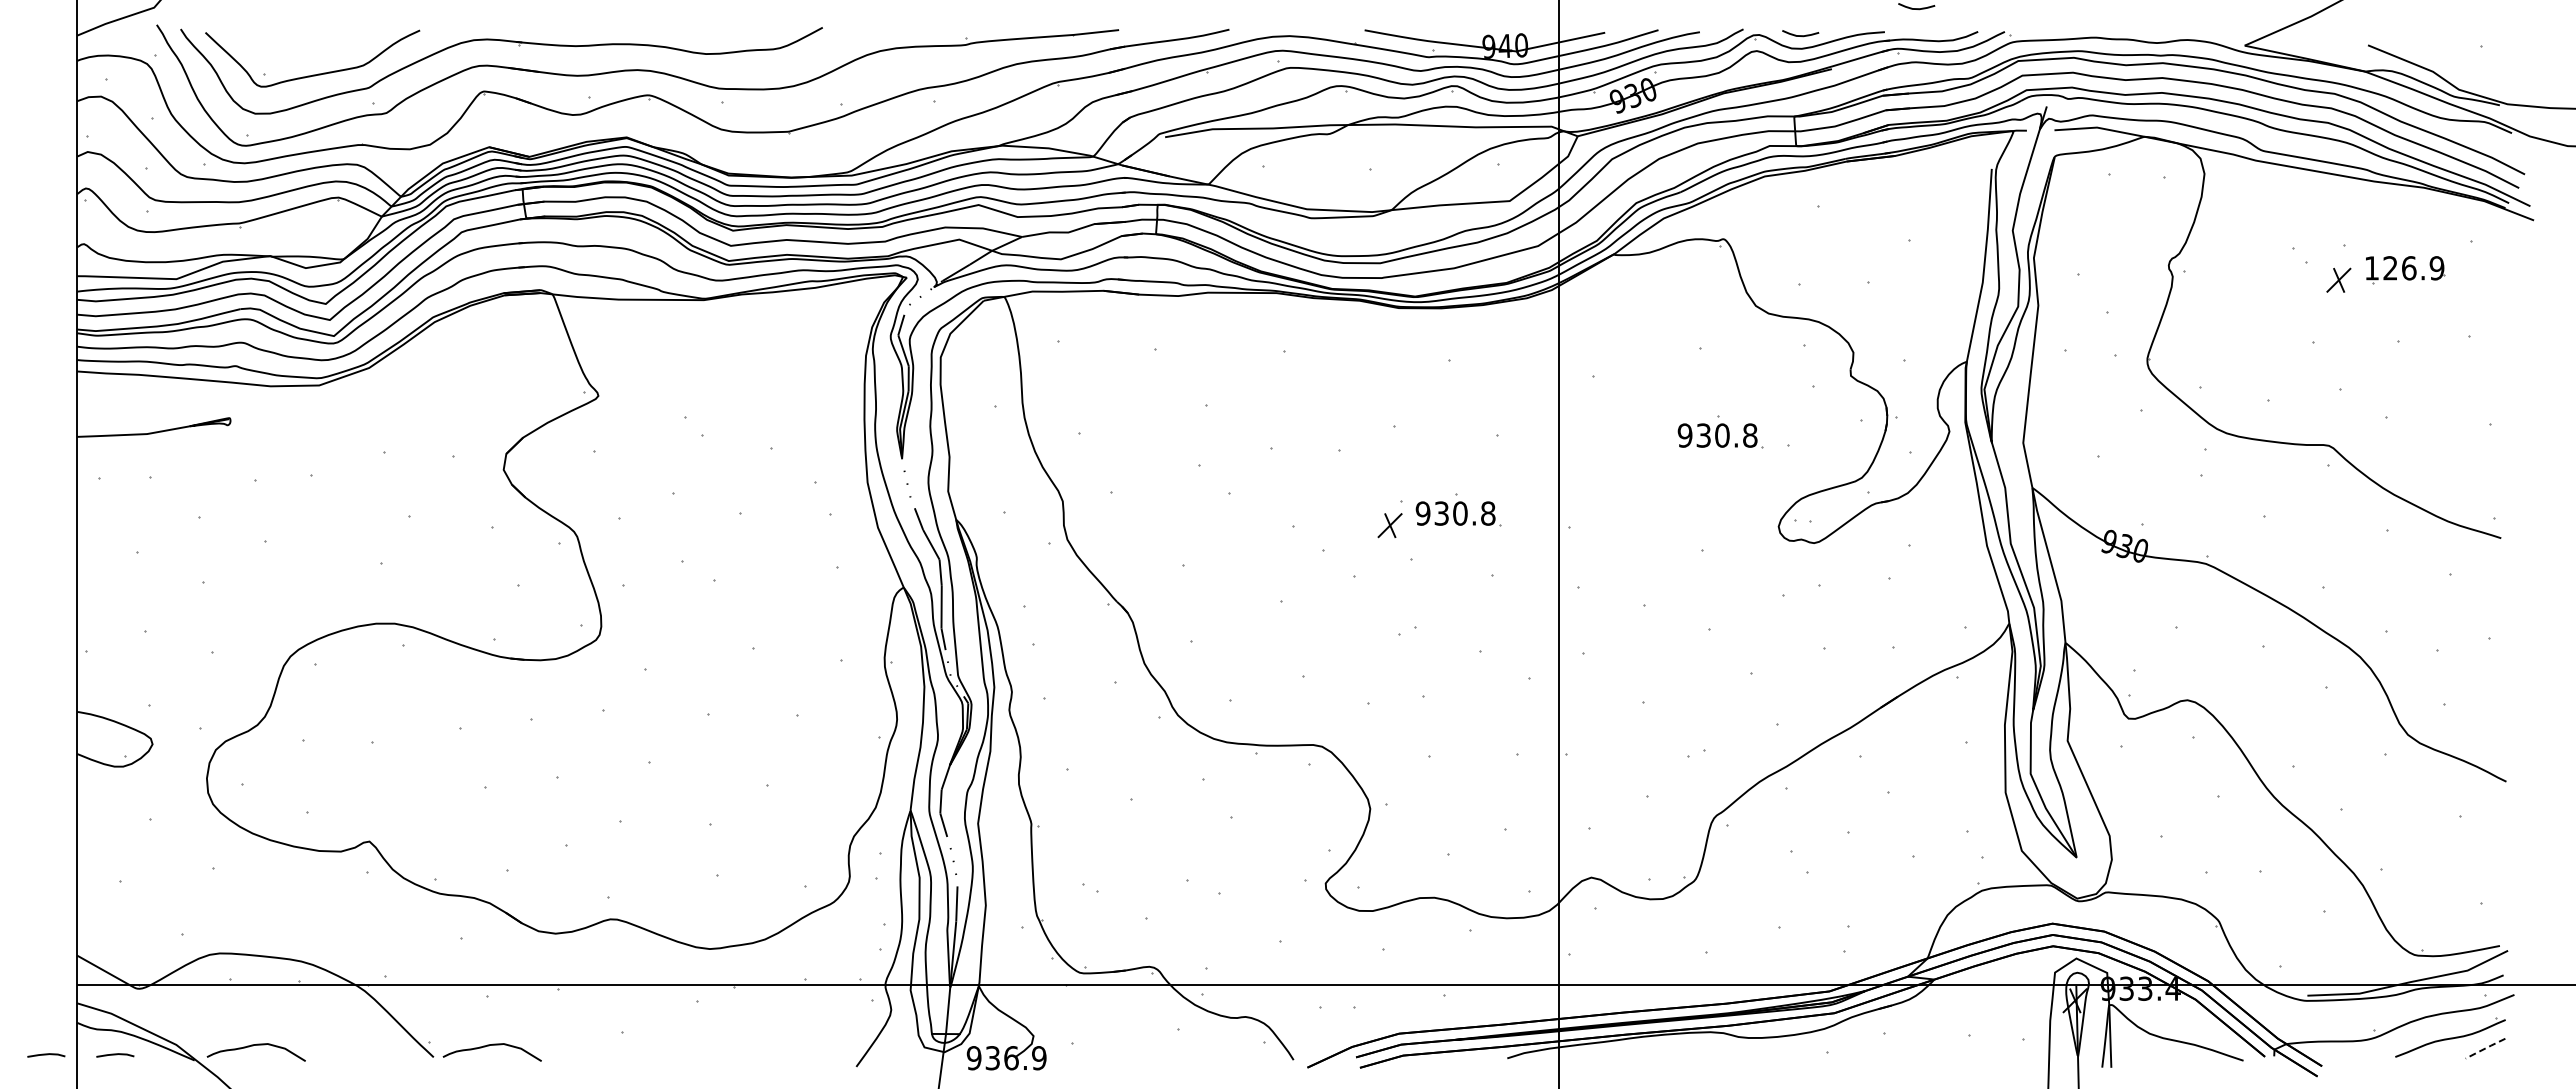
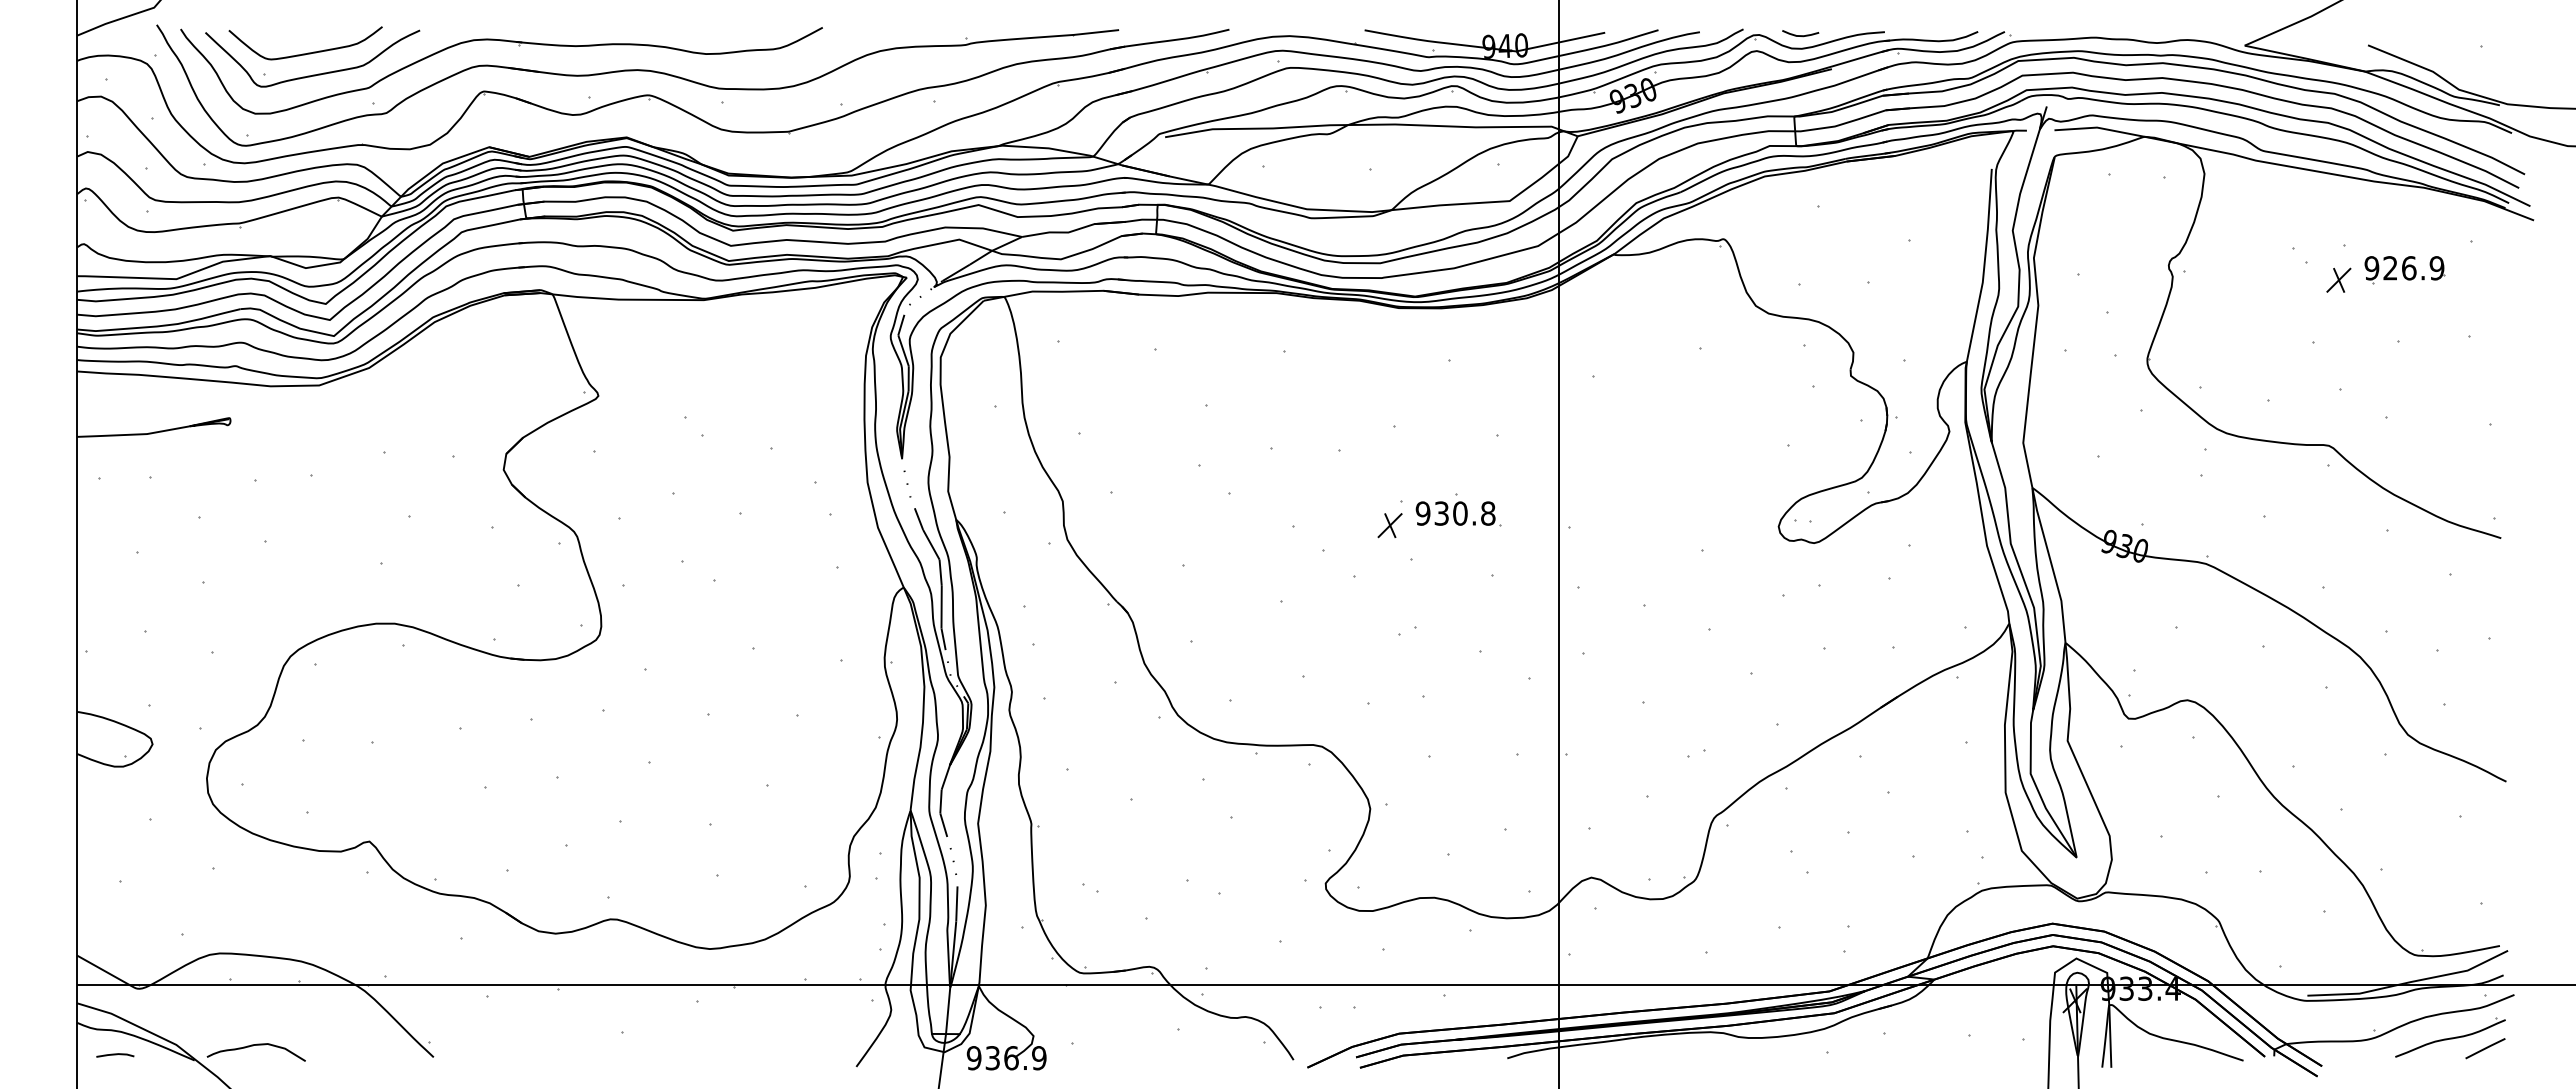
curve: present -> none (1916, 8)
curve: none -> present (307, 52)
text: 126.9 -> 926.9 (2371, 268)
part: present -> none (1720, 431)
curve: present -> none (489, 1046)
line: dashed -> solid (2484, 1048)
line: present -> none (46, 1055)
